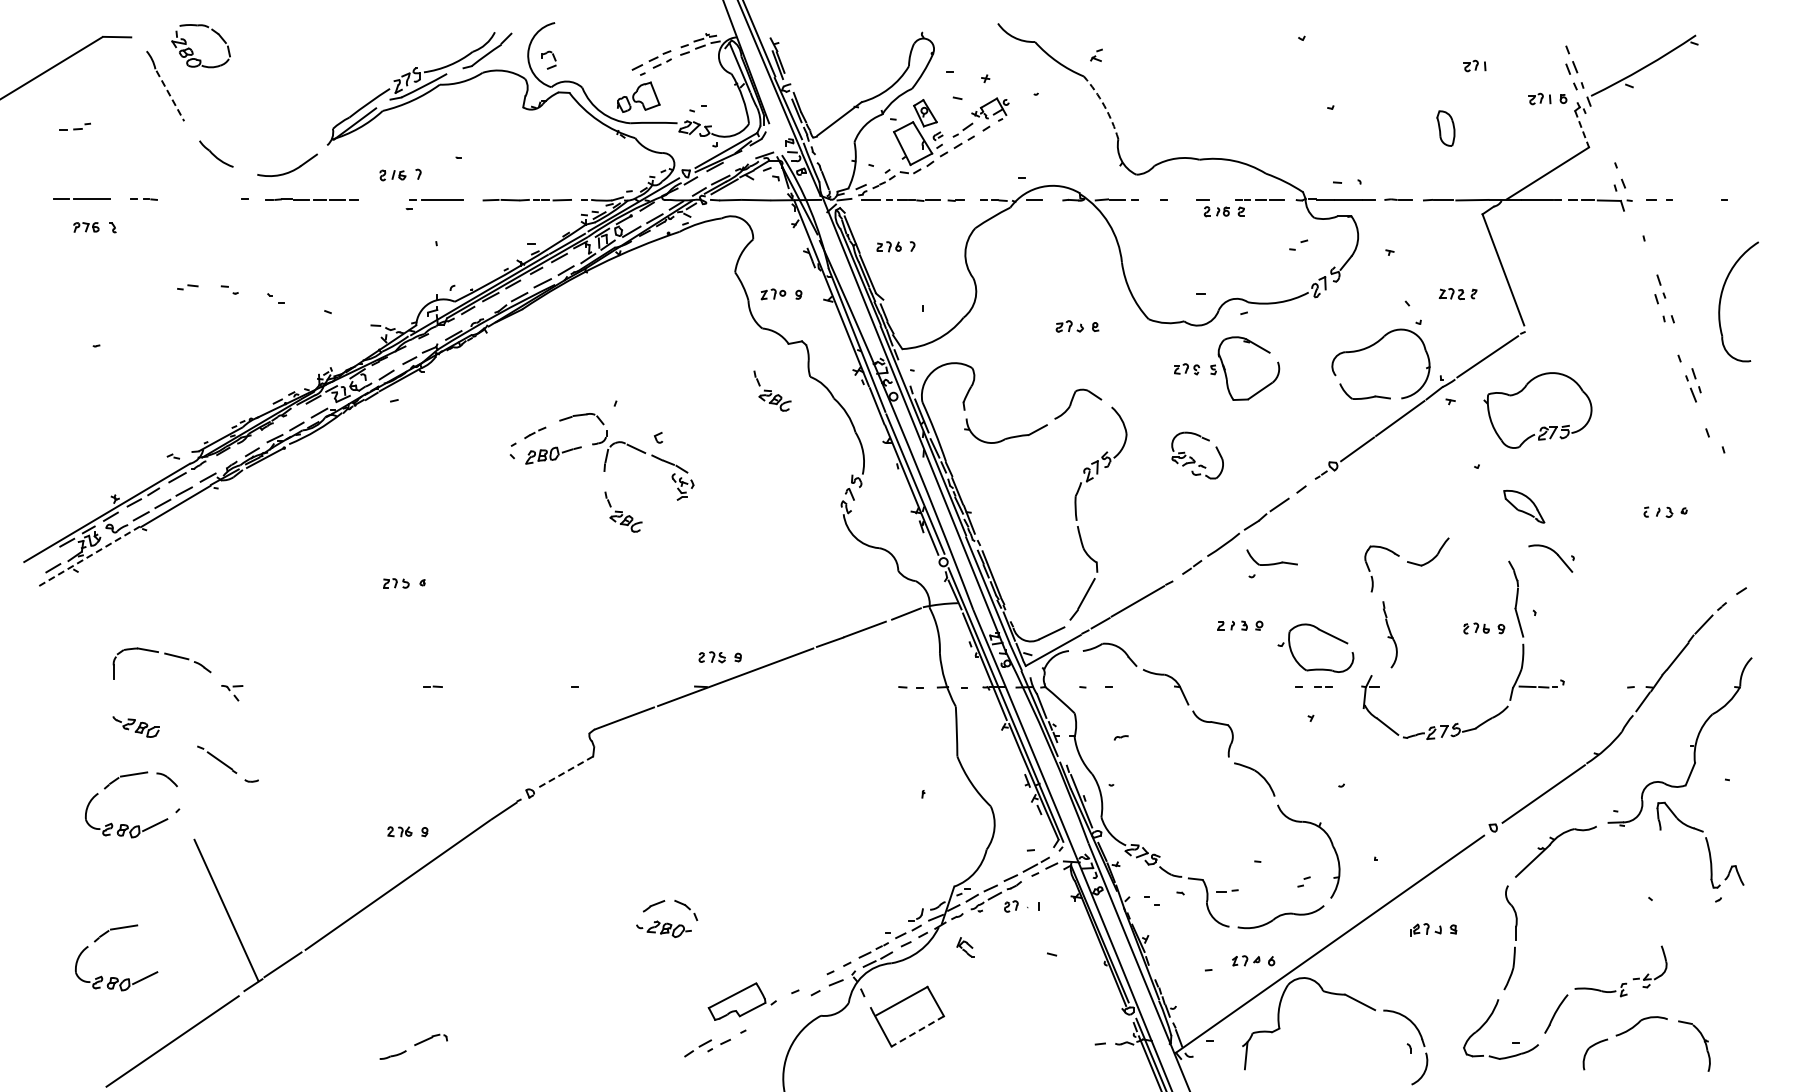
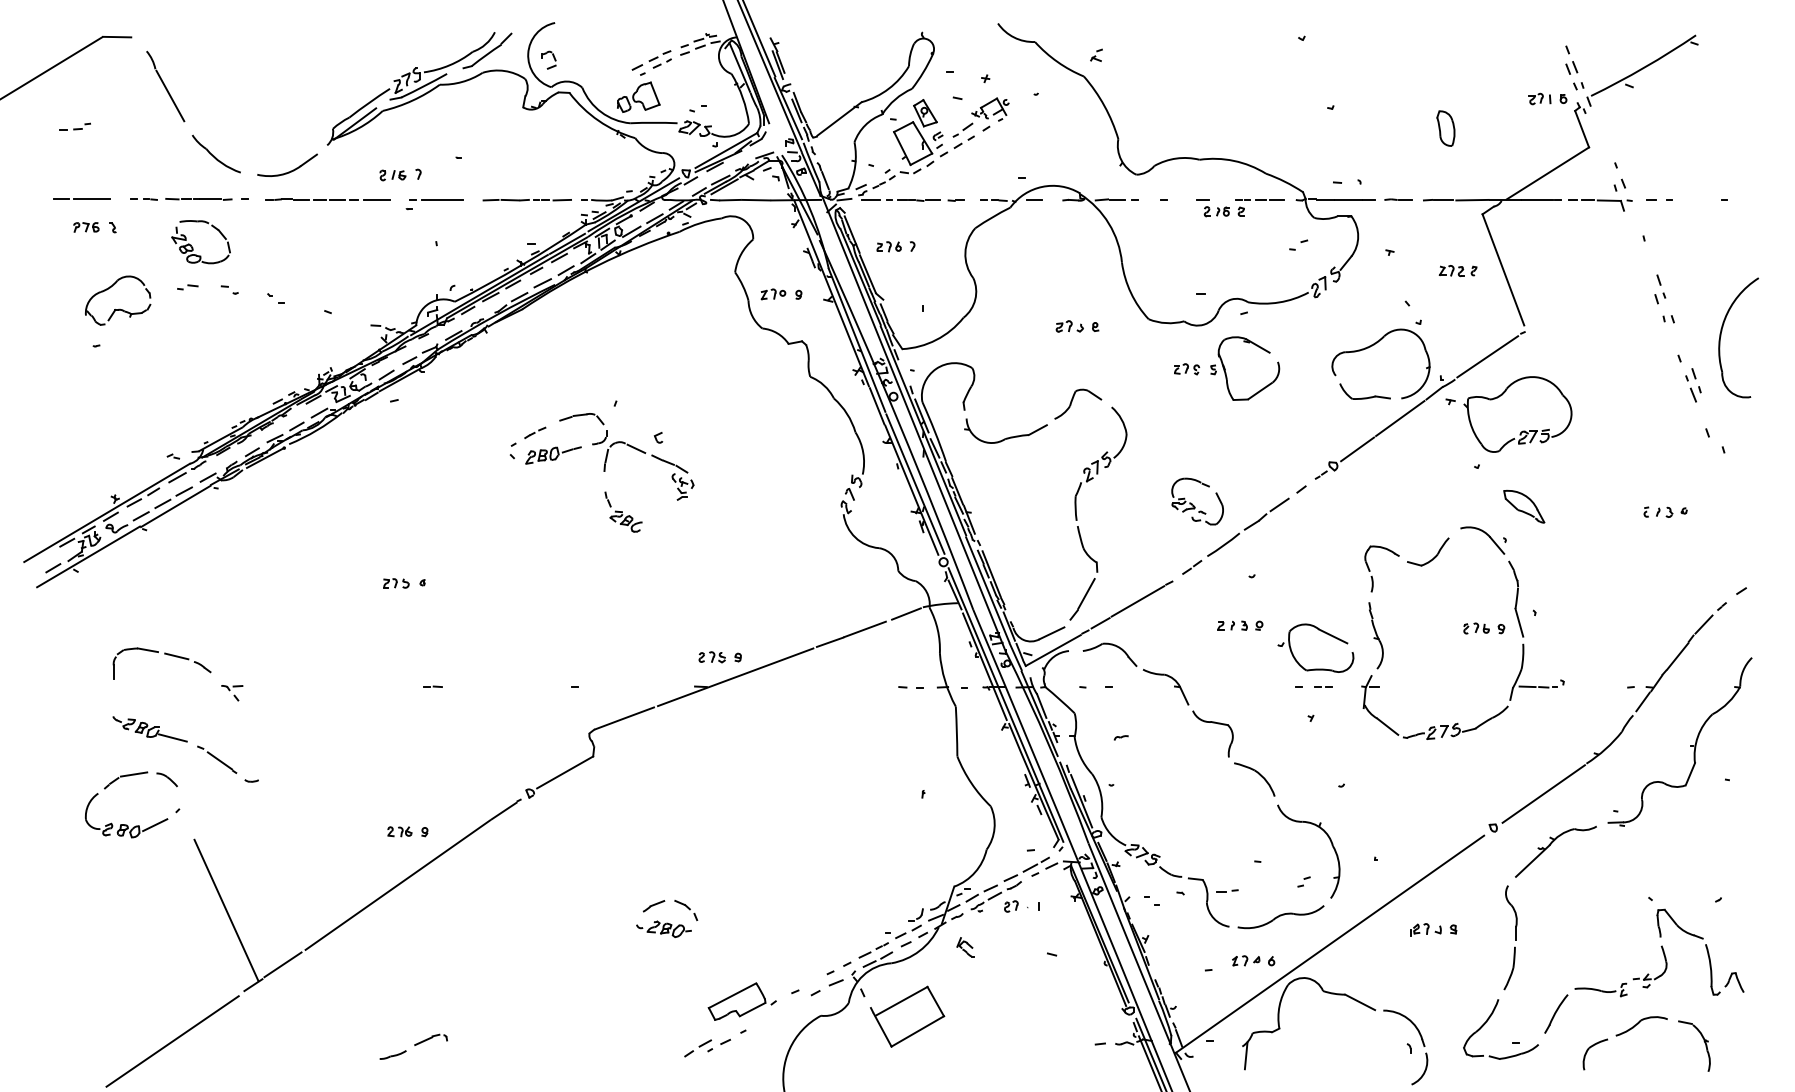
part position: (193, 51) -> (193, 247) (193, 247)
part: present -> none (1474, 65)
line: dashed -> solid (170, 96)
arc: dashed -> solid (1104, 106)
line: dashed -> solid (1582, 129)
part size: 35x28 px -> 49x40 px (216, 153)
line: none -> present (198, 199)
line: none -> present (376, 199)
part position: (1457, 294) -> (1457, 271) (1457, 271)
part position: (1721, 300) -> (1721, 336) (1721, 336)
part: none -> present (119, 308)
part: present -> none (772, 390)
part position: (1542, 426) -> (1522, 430) (1522, 430)
part position: (1197, 455) -> (1197, 501) (1197, 501)
part position: (1553, 552) -> (1485, 534) (1485, 534)
line: dashed -> solid (88, 556)
part: present -> none (1271, 557)
part position: (1389, 634) -> (1375, 635) (1375, 635)
line: none -> present (172, 737)
line: dashed -> solid (564, 772)
part position: (1706, 843) -> (1706, 950) (1706, 950)
part: present -> none (116, 977)
line: dashed -> solid (917, 1031)
